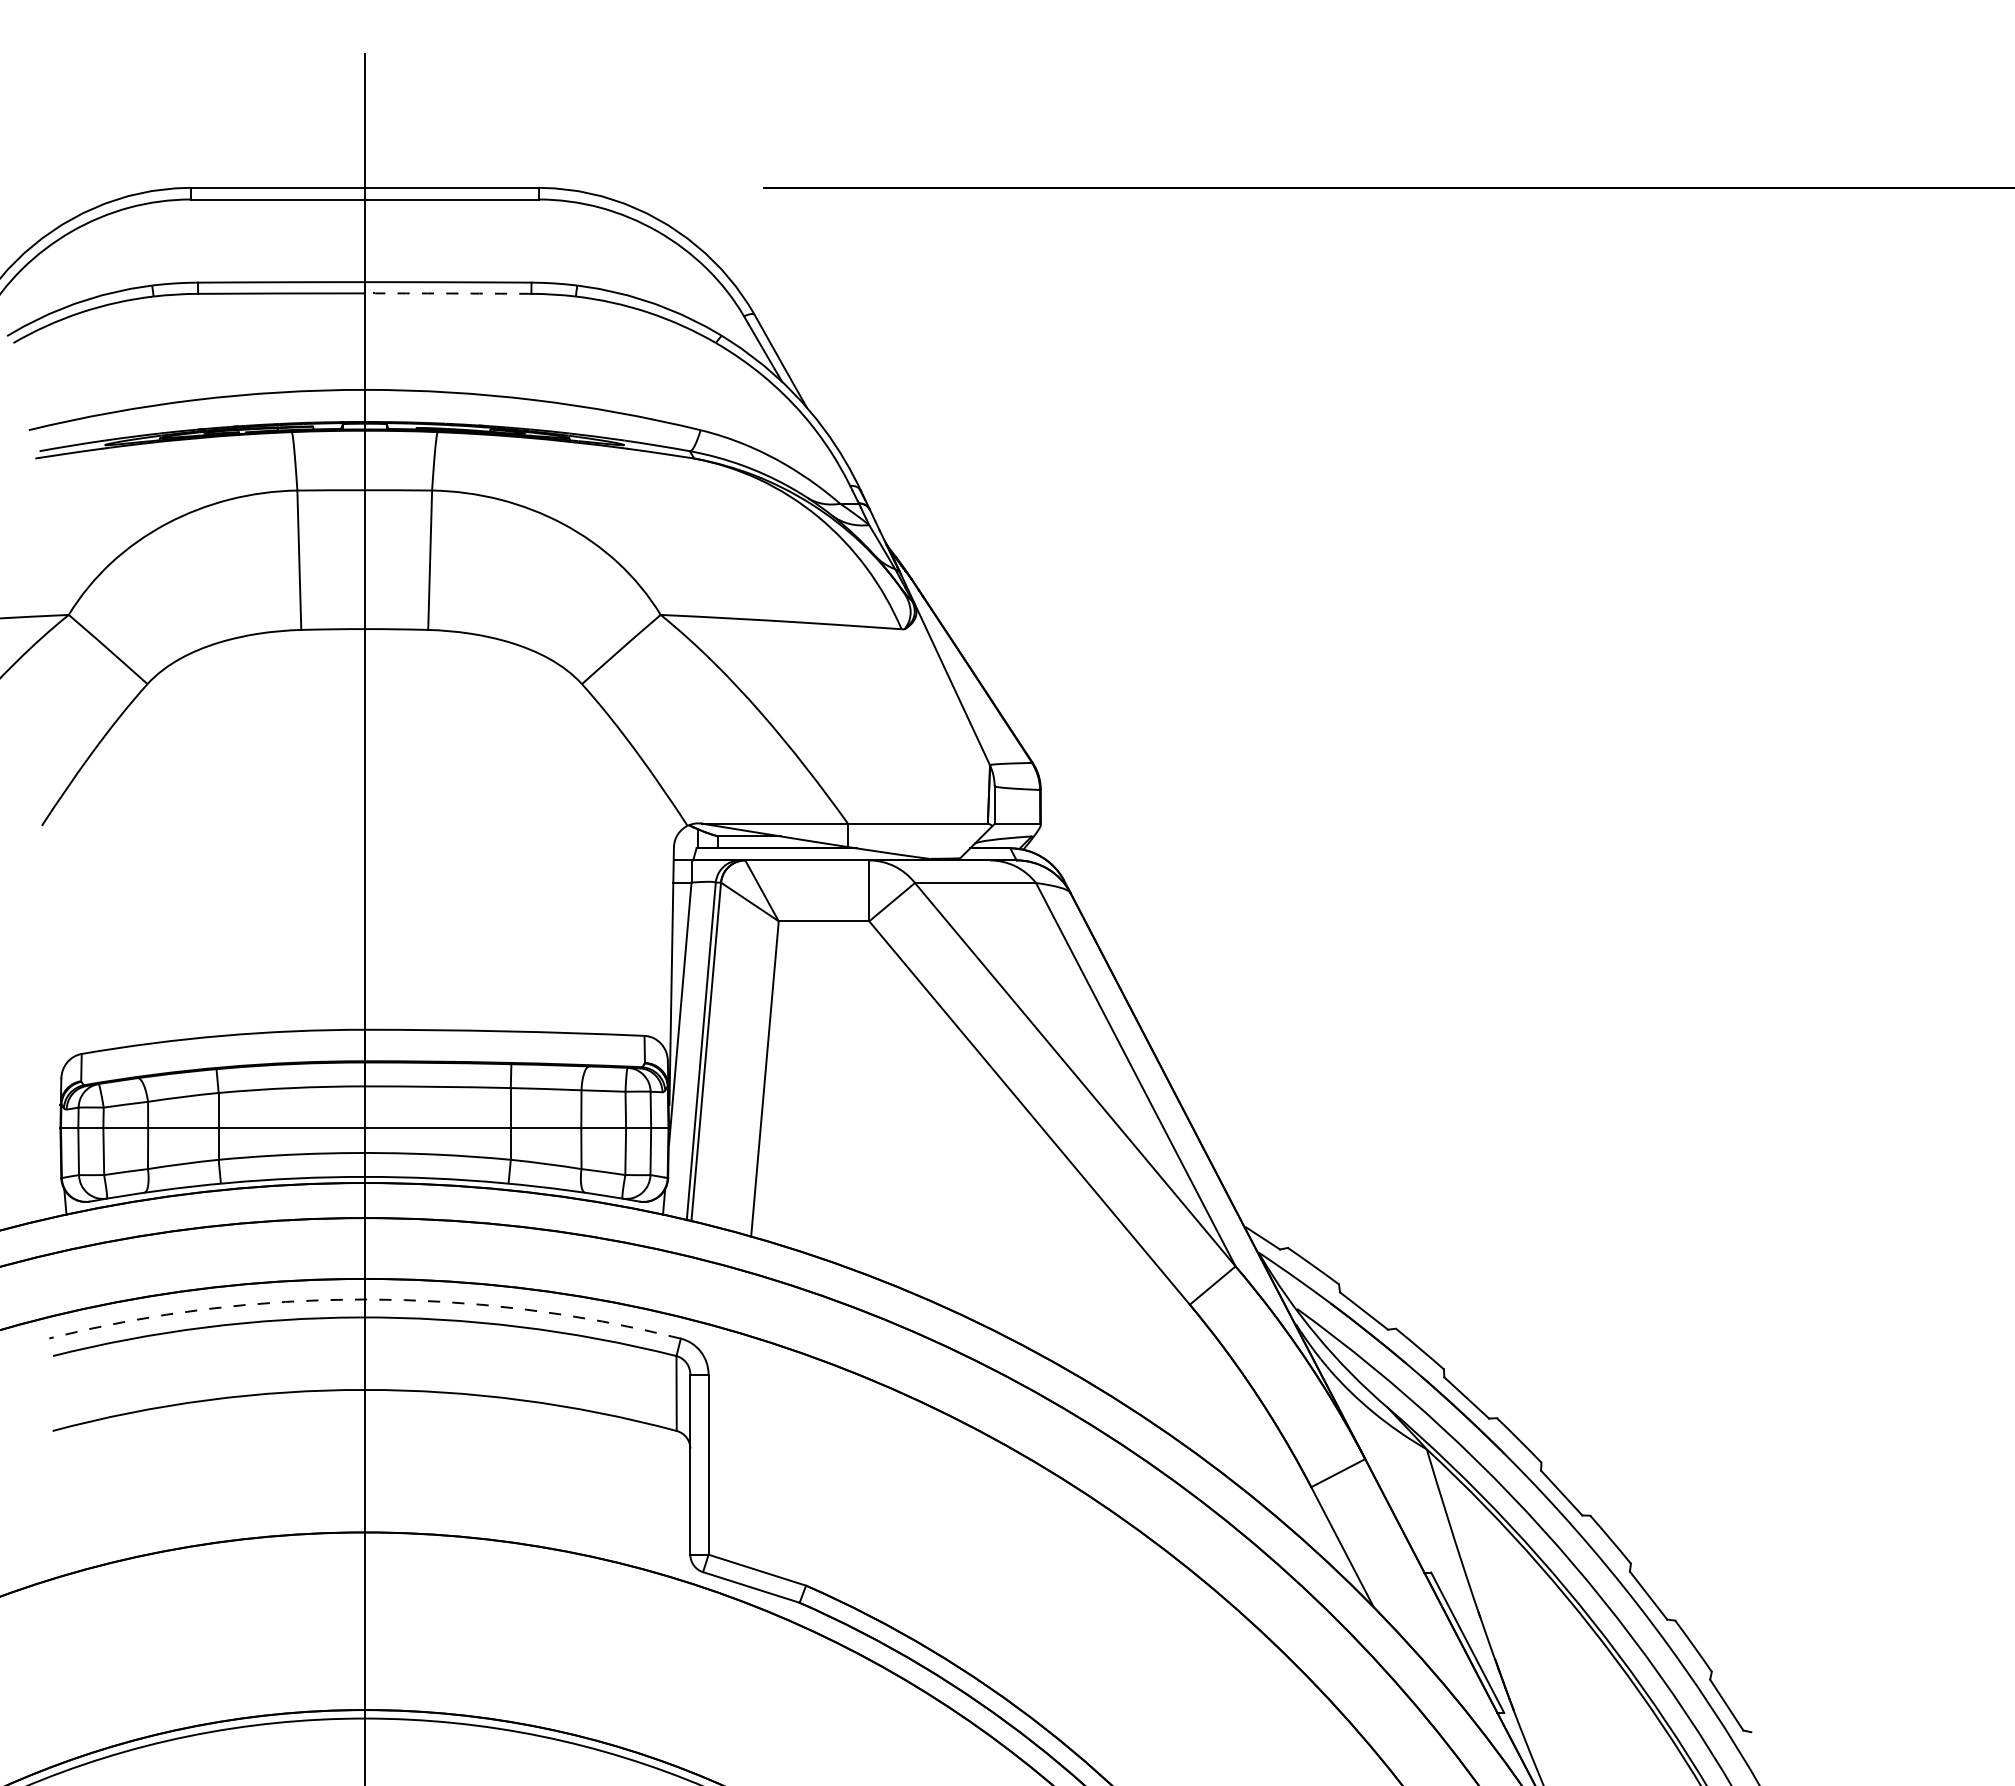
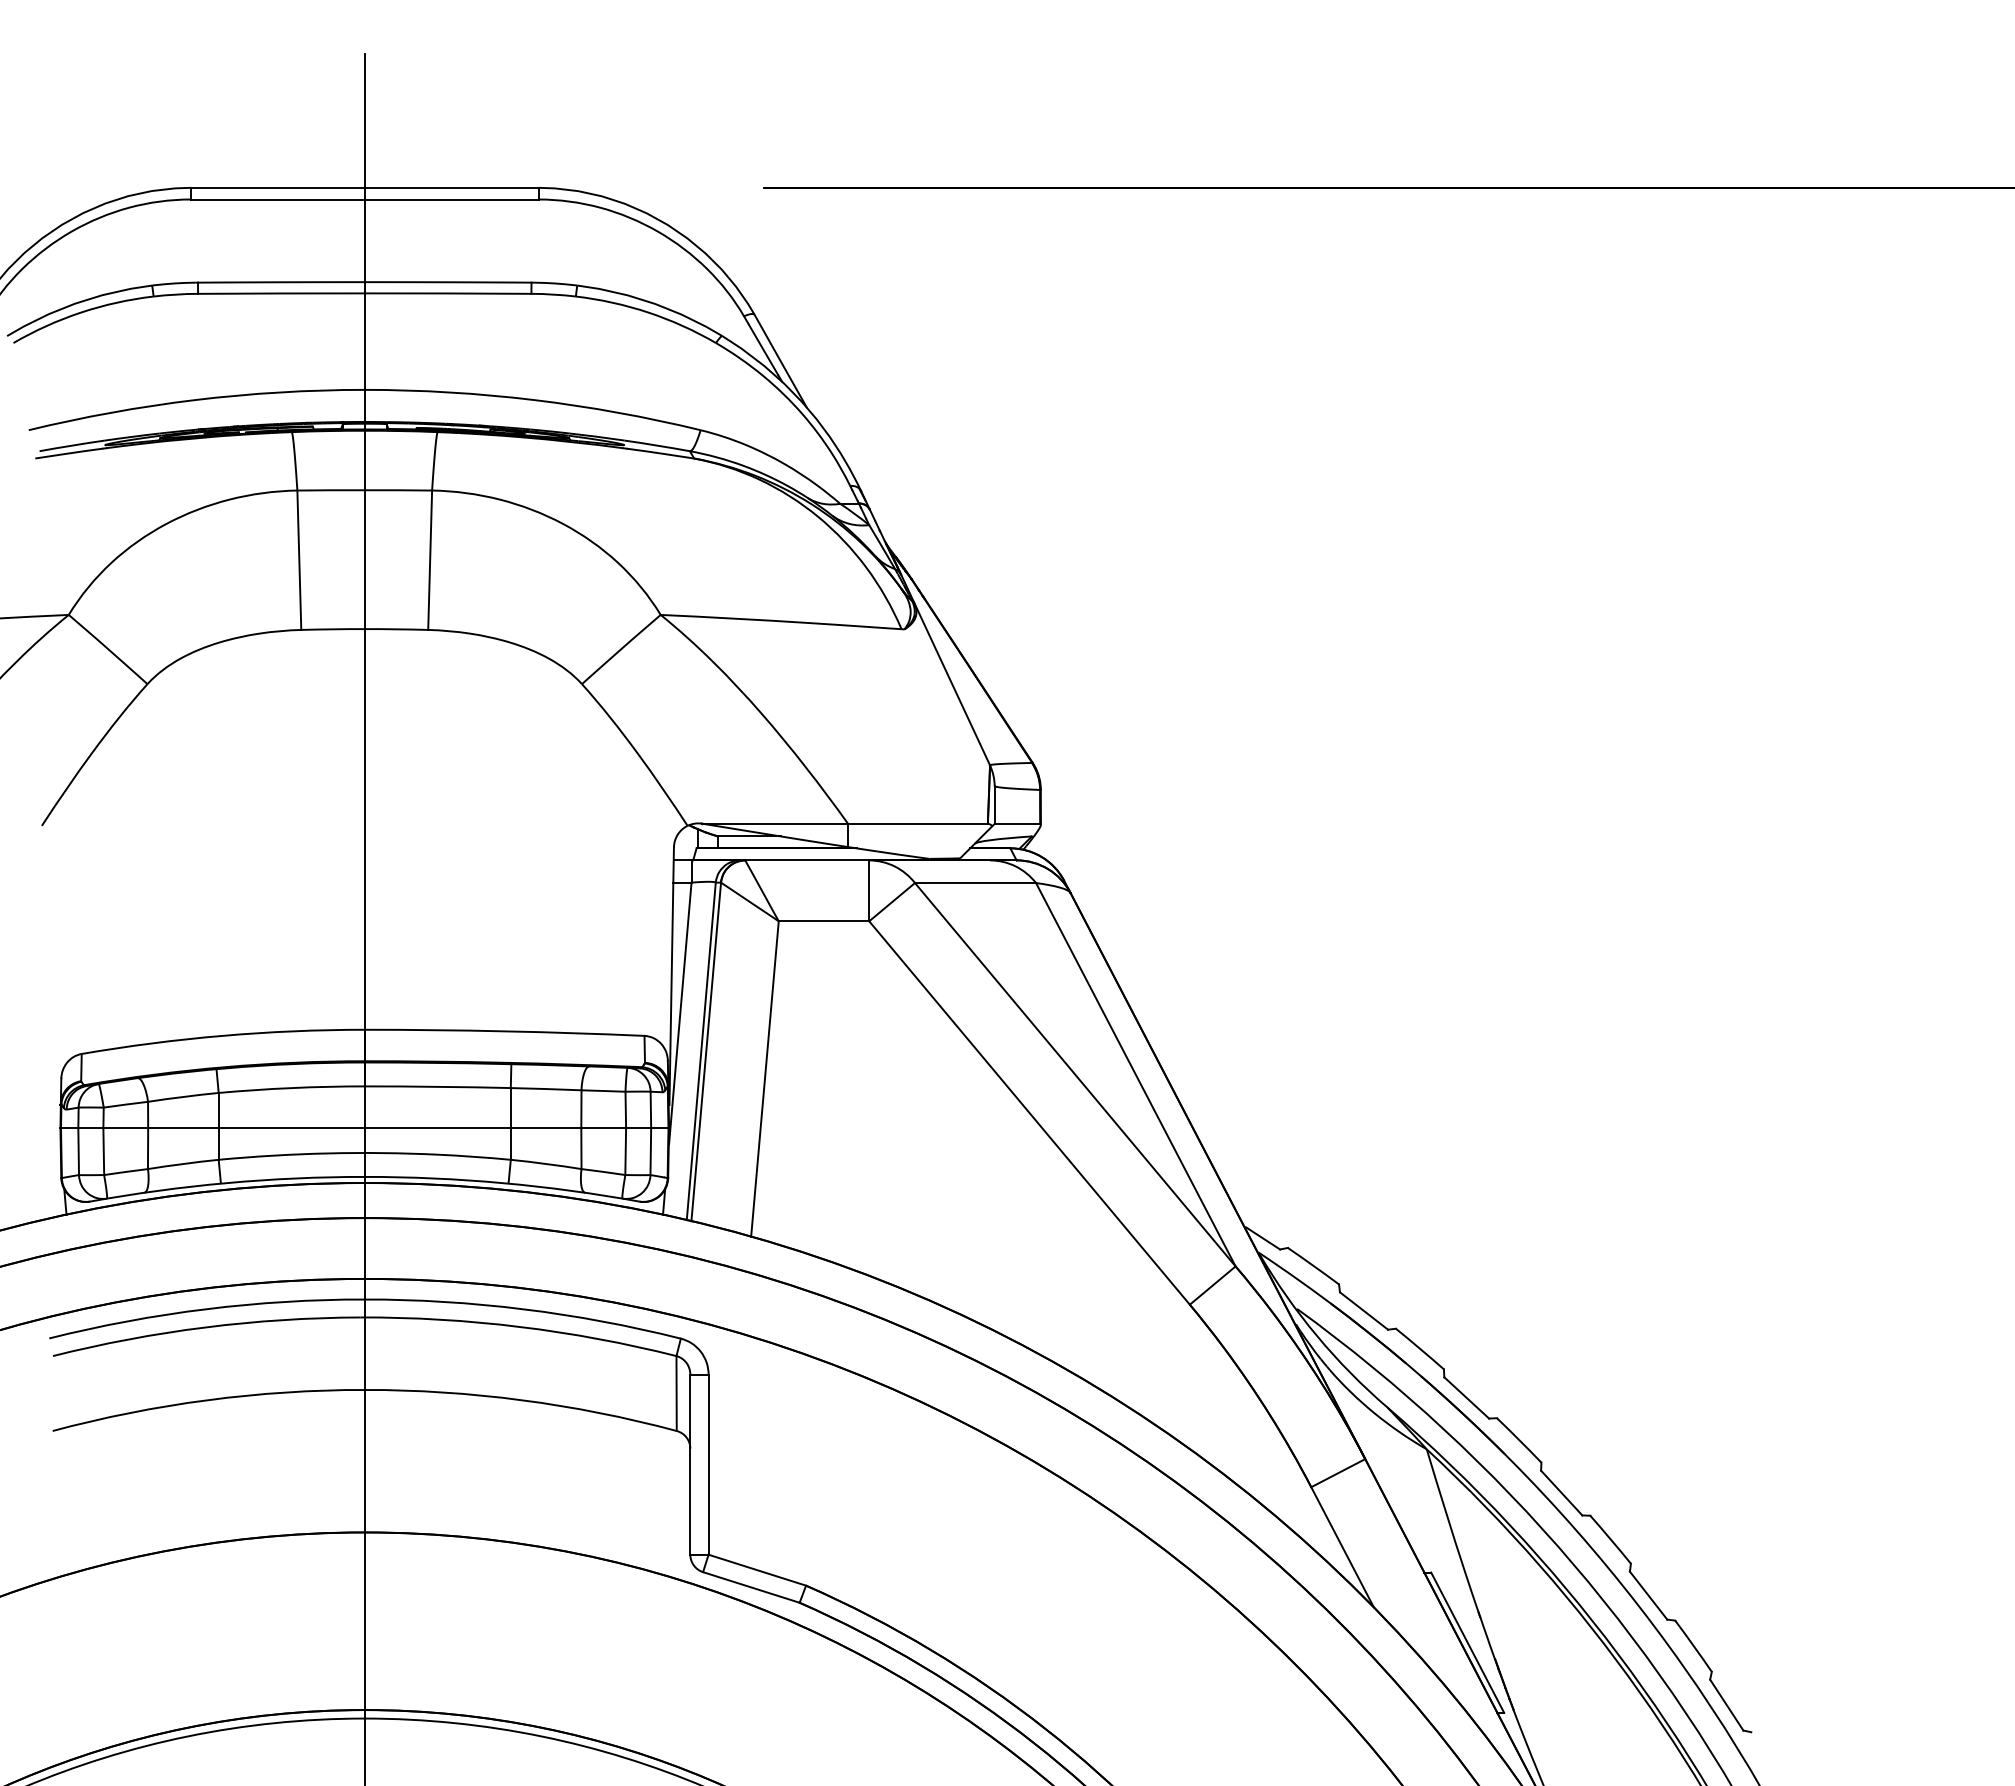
arc: dashed -> solid (448, 293)
arc: dashed -> solid (364, 1299)
